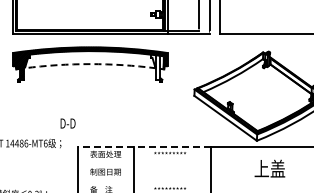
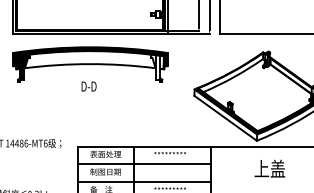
arc: dashed -> solid (90, 64)
text position: (67, 123) -> (88, 86) (88, 86)
line: dashed -> solid (144, 146)
line: none -> present (144, 164)
line: none -> present (144, 181)
